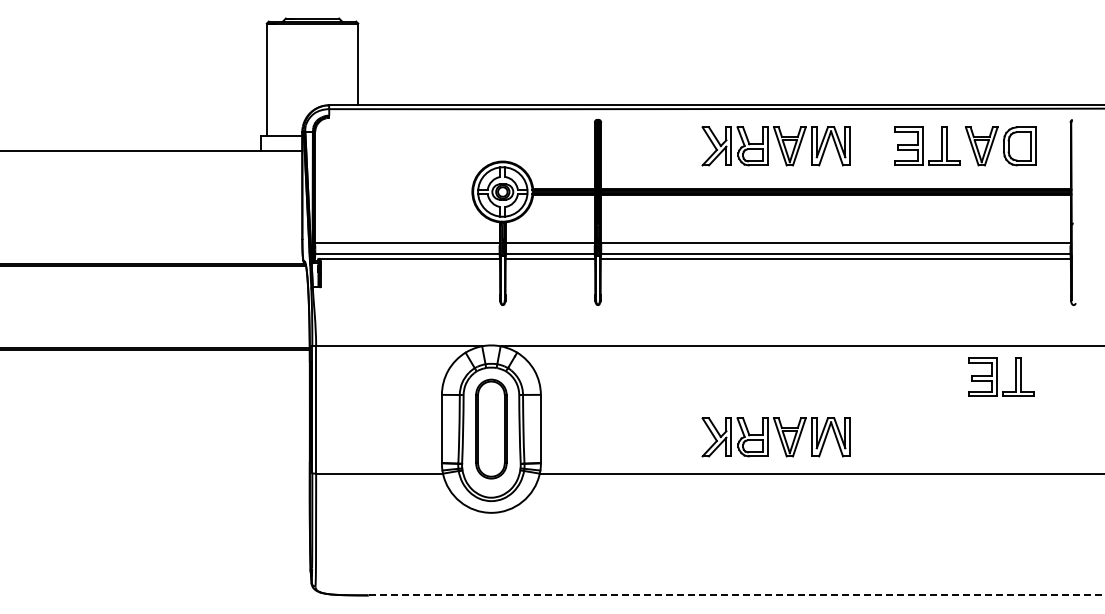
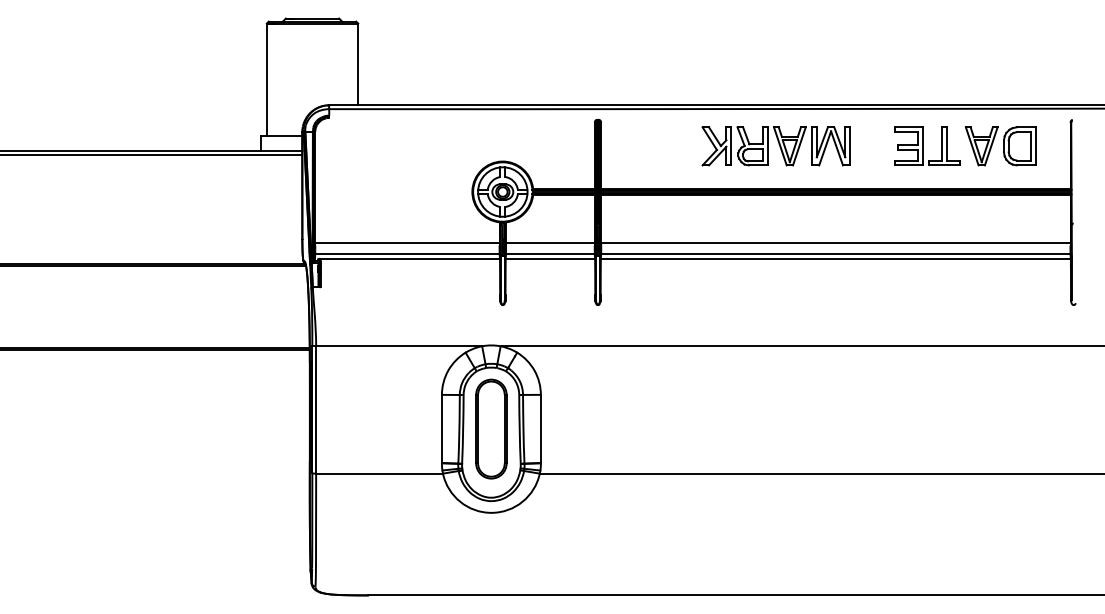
line: none -> present (152, 154)
part: present -> none (1001, 376)
part: present -> none (775, 437)
line: dashed -> solid (736, 595)
